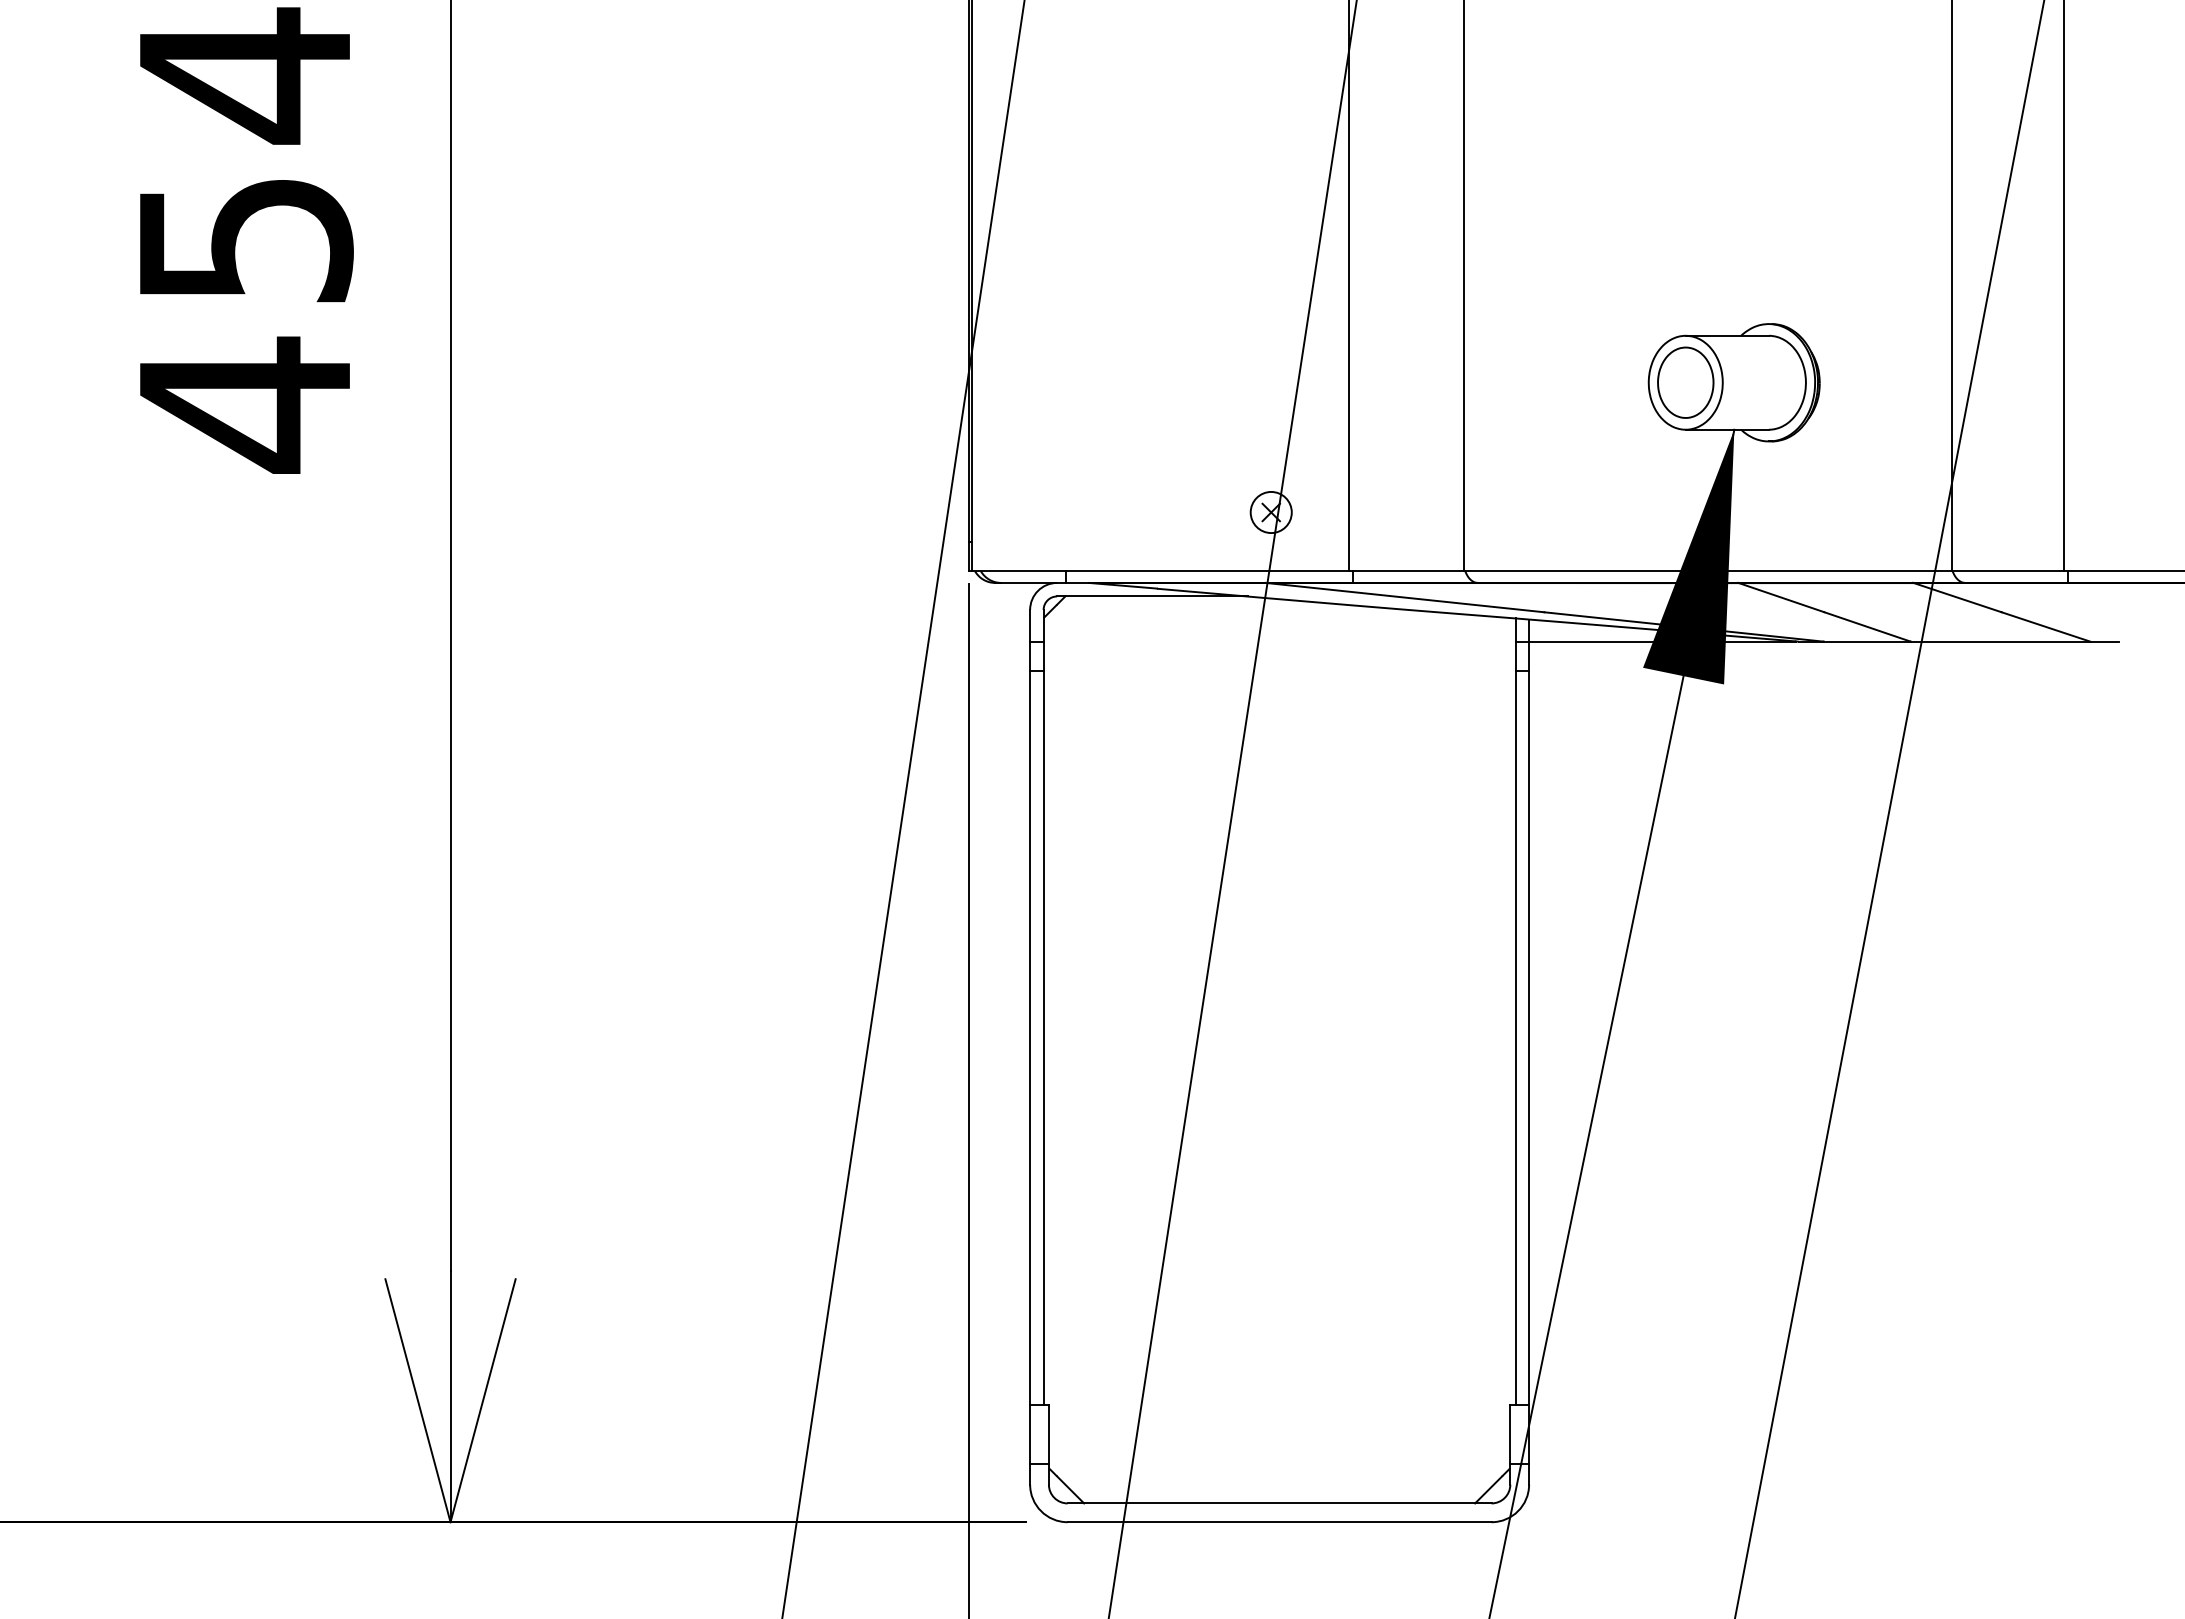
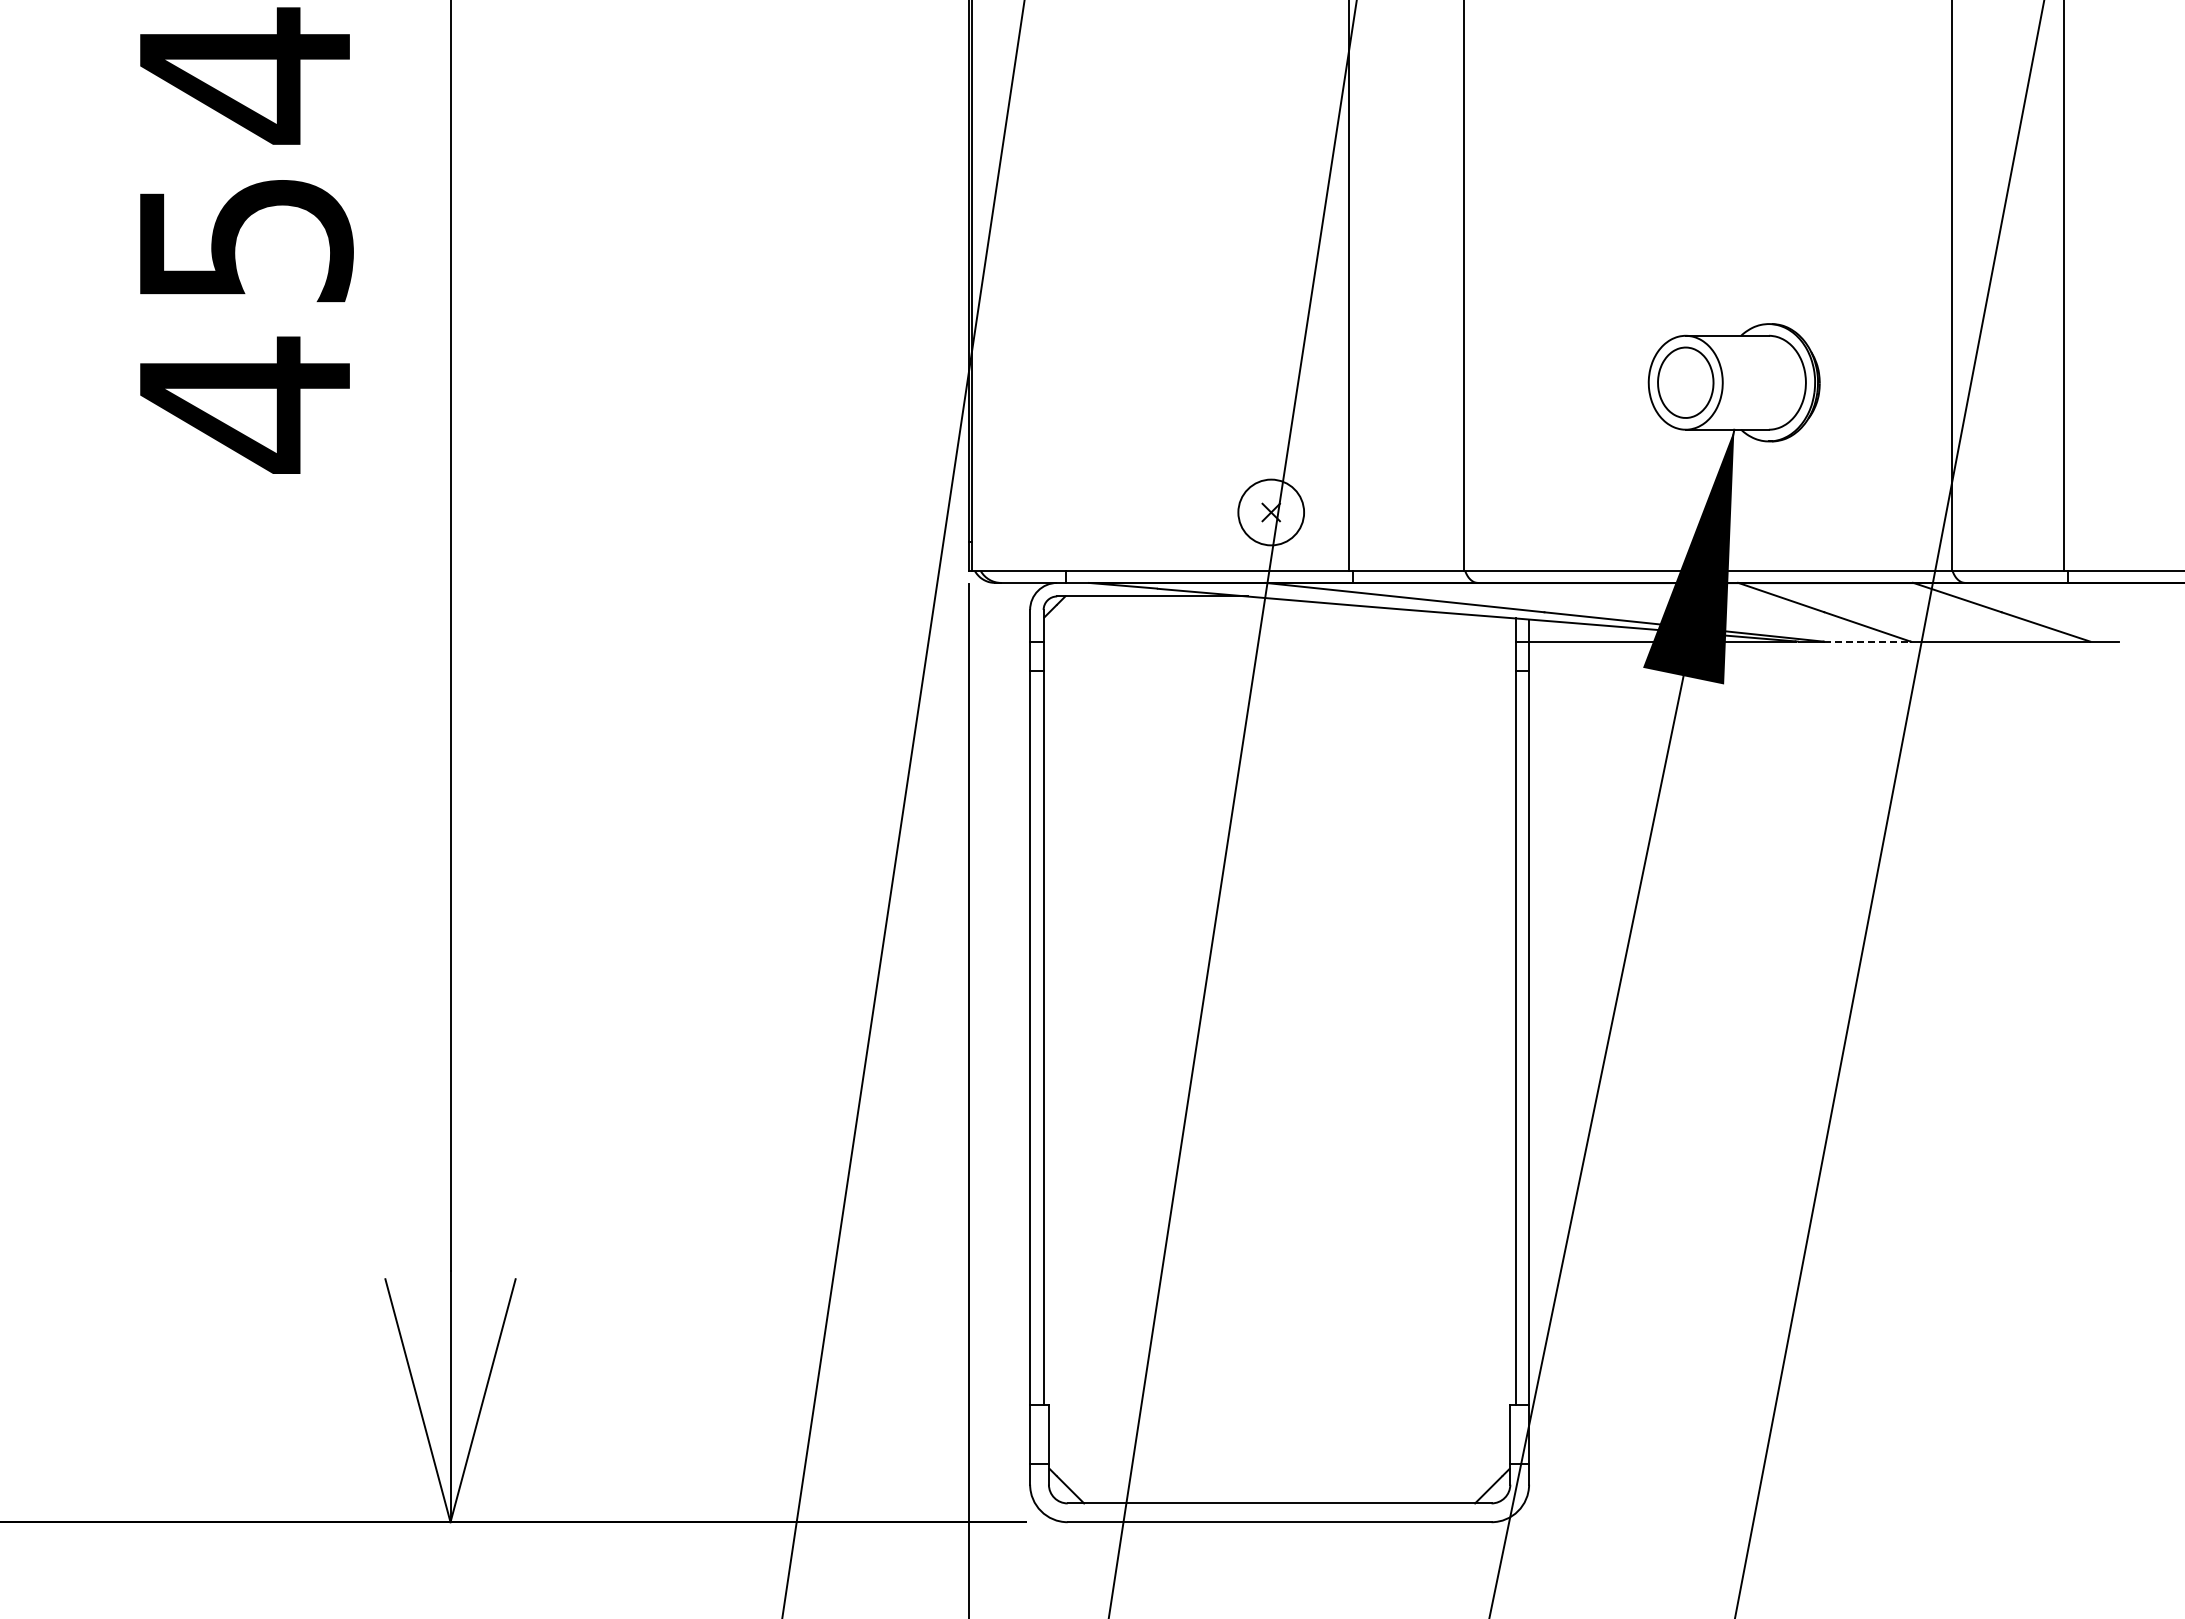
circle diameter: 41 px -> 66 px (1271, 512)
line: solid -> dashed (1867, 641)
